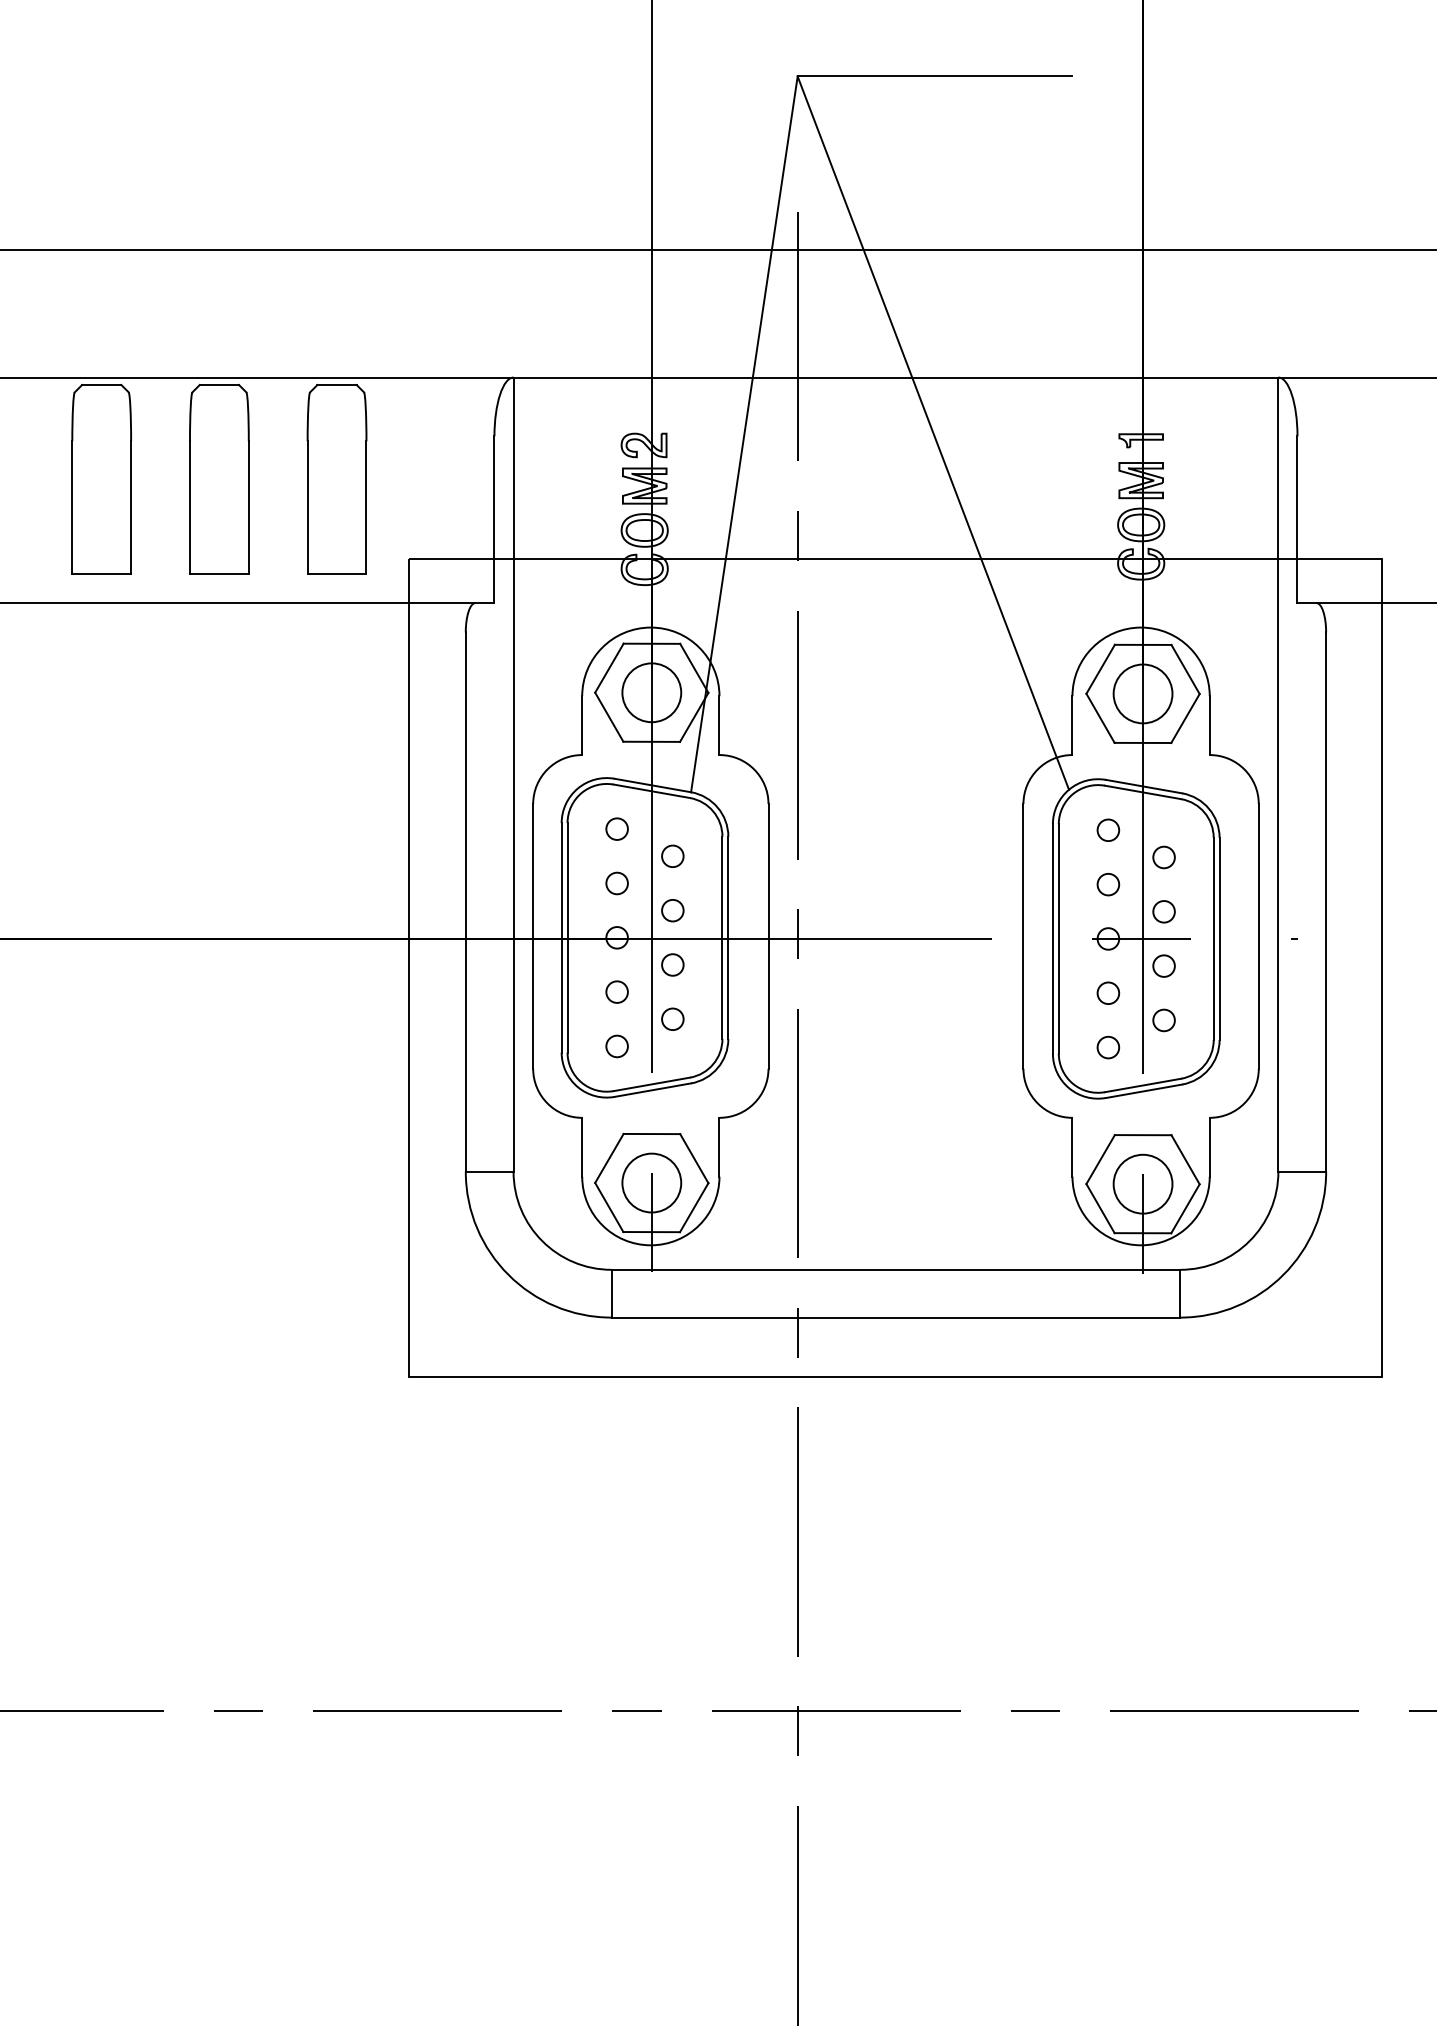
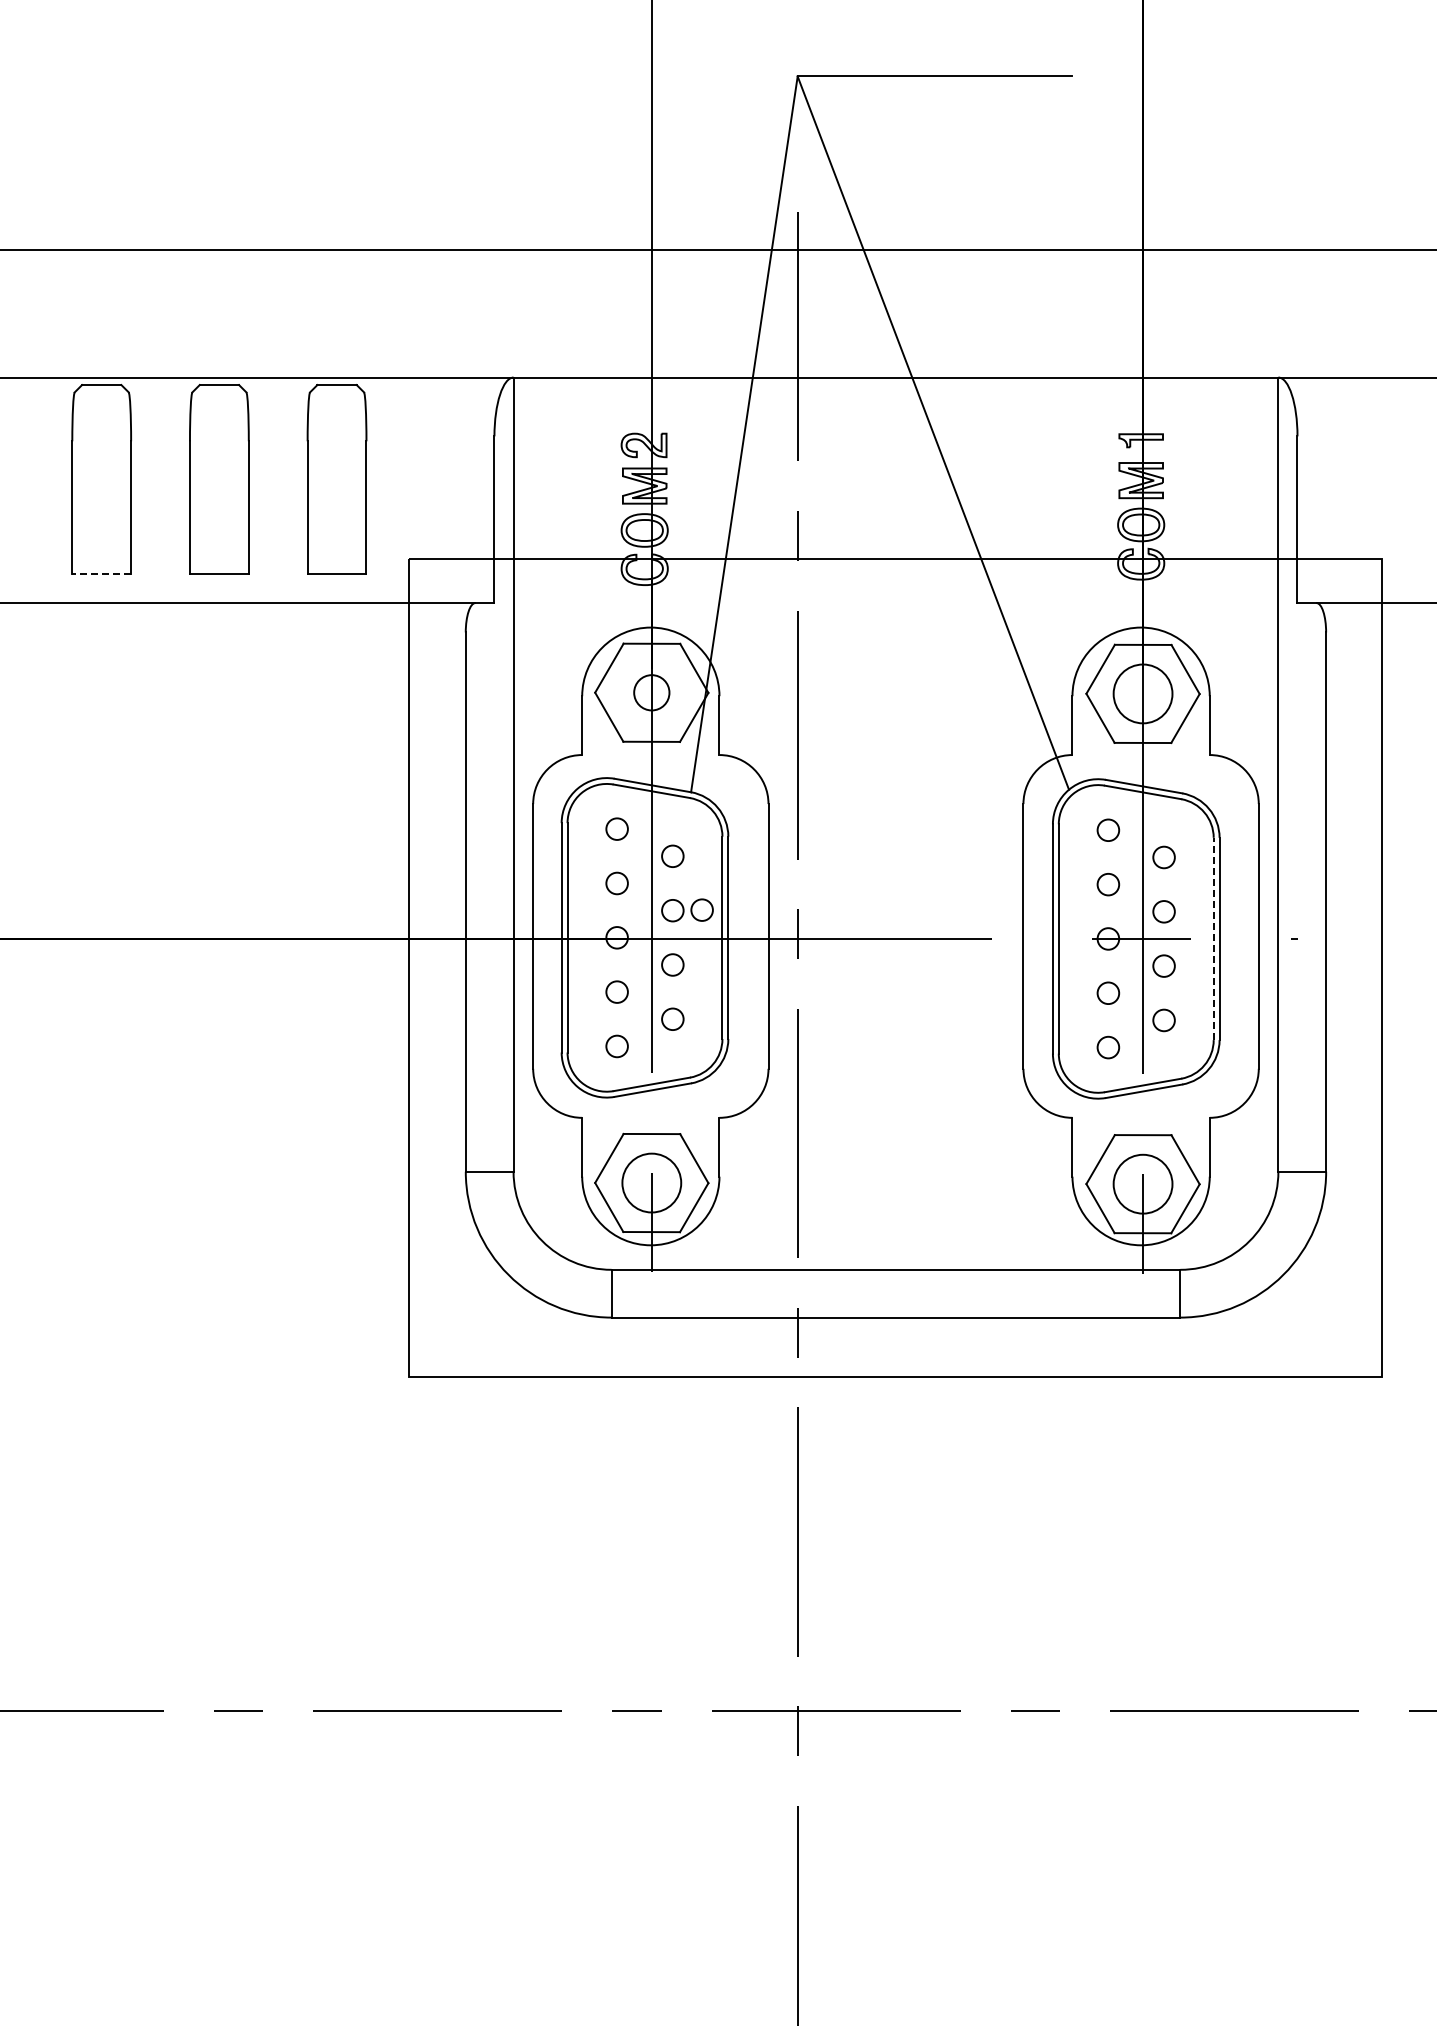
line: solid -> dashed (101, 573)
circle diameter: 59 px -> 35 px (651, 692)
circle: none -> present (701, 909)
line: solid -> dashed (1213, 938)
